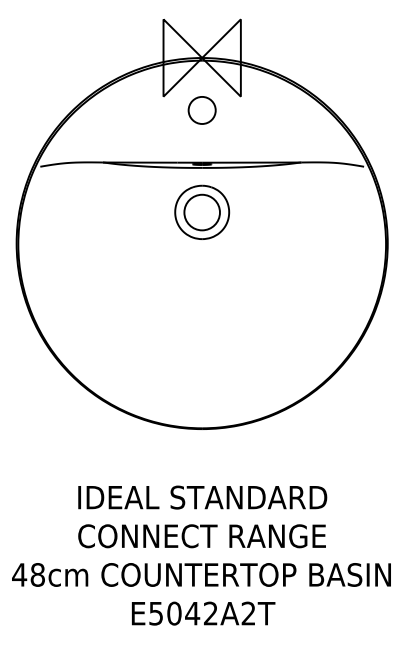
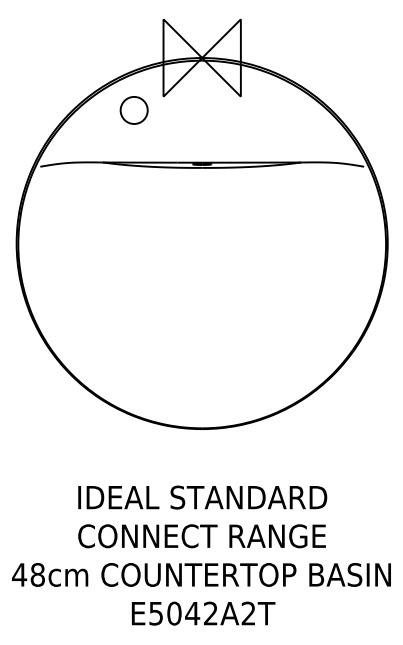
circle position: (201, 110) -> (133, 110) (133, 110)
part: present -> none (202, 211)
